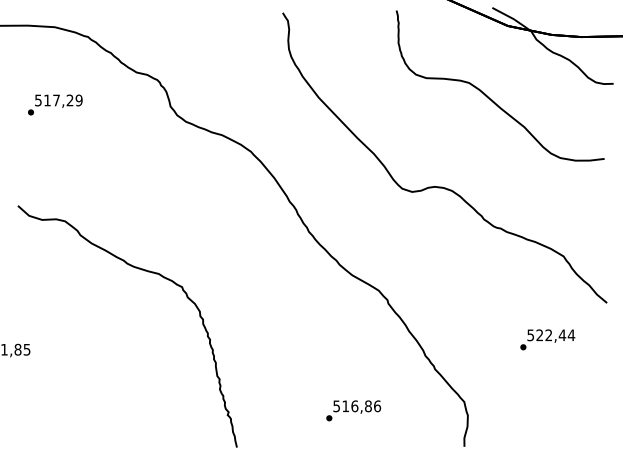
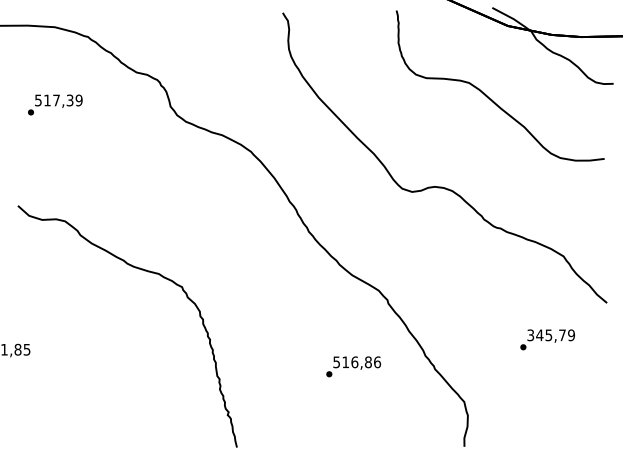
text: 517,29 -> 517,39 (69, 100)
text: 522,44 -> 345,79 (551, 335)
text position: (353, 410) -> (353, 366) (353, 366)
